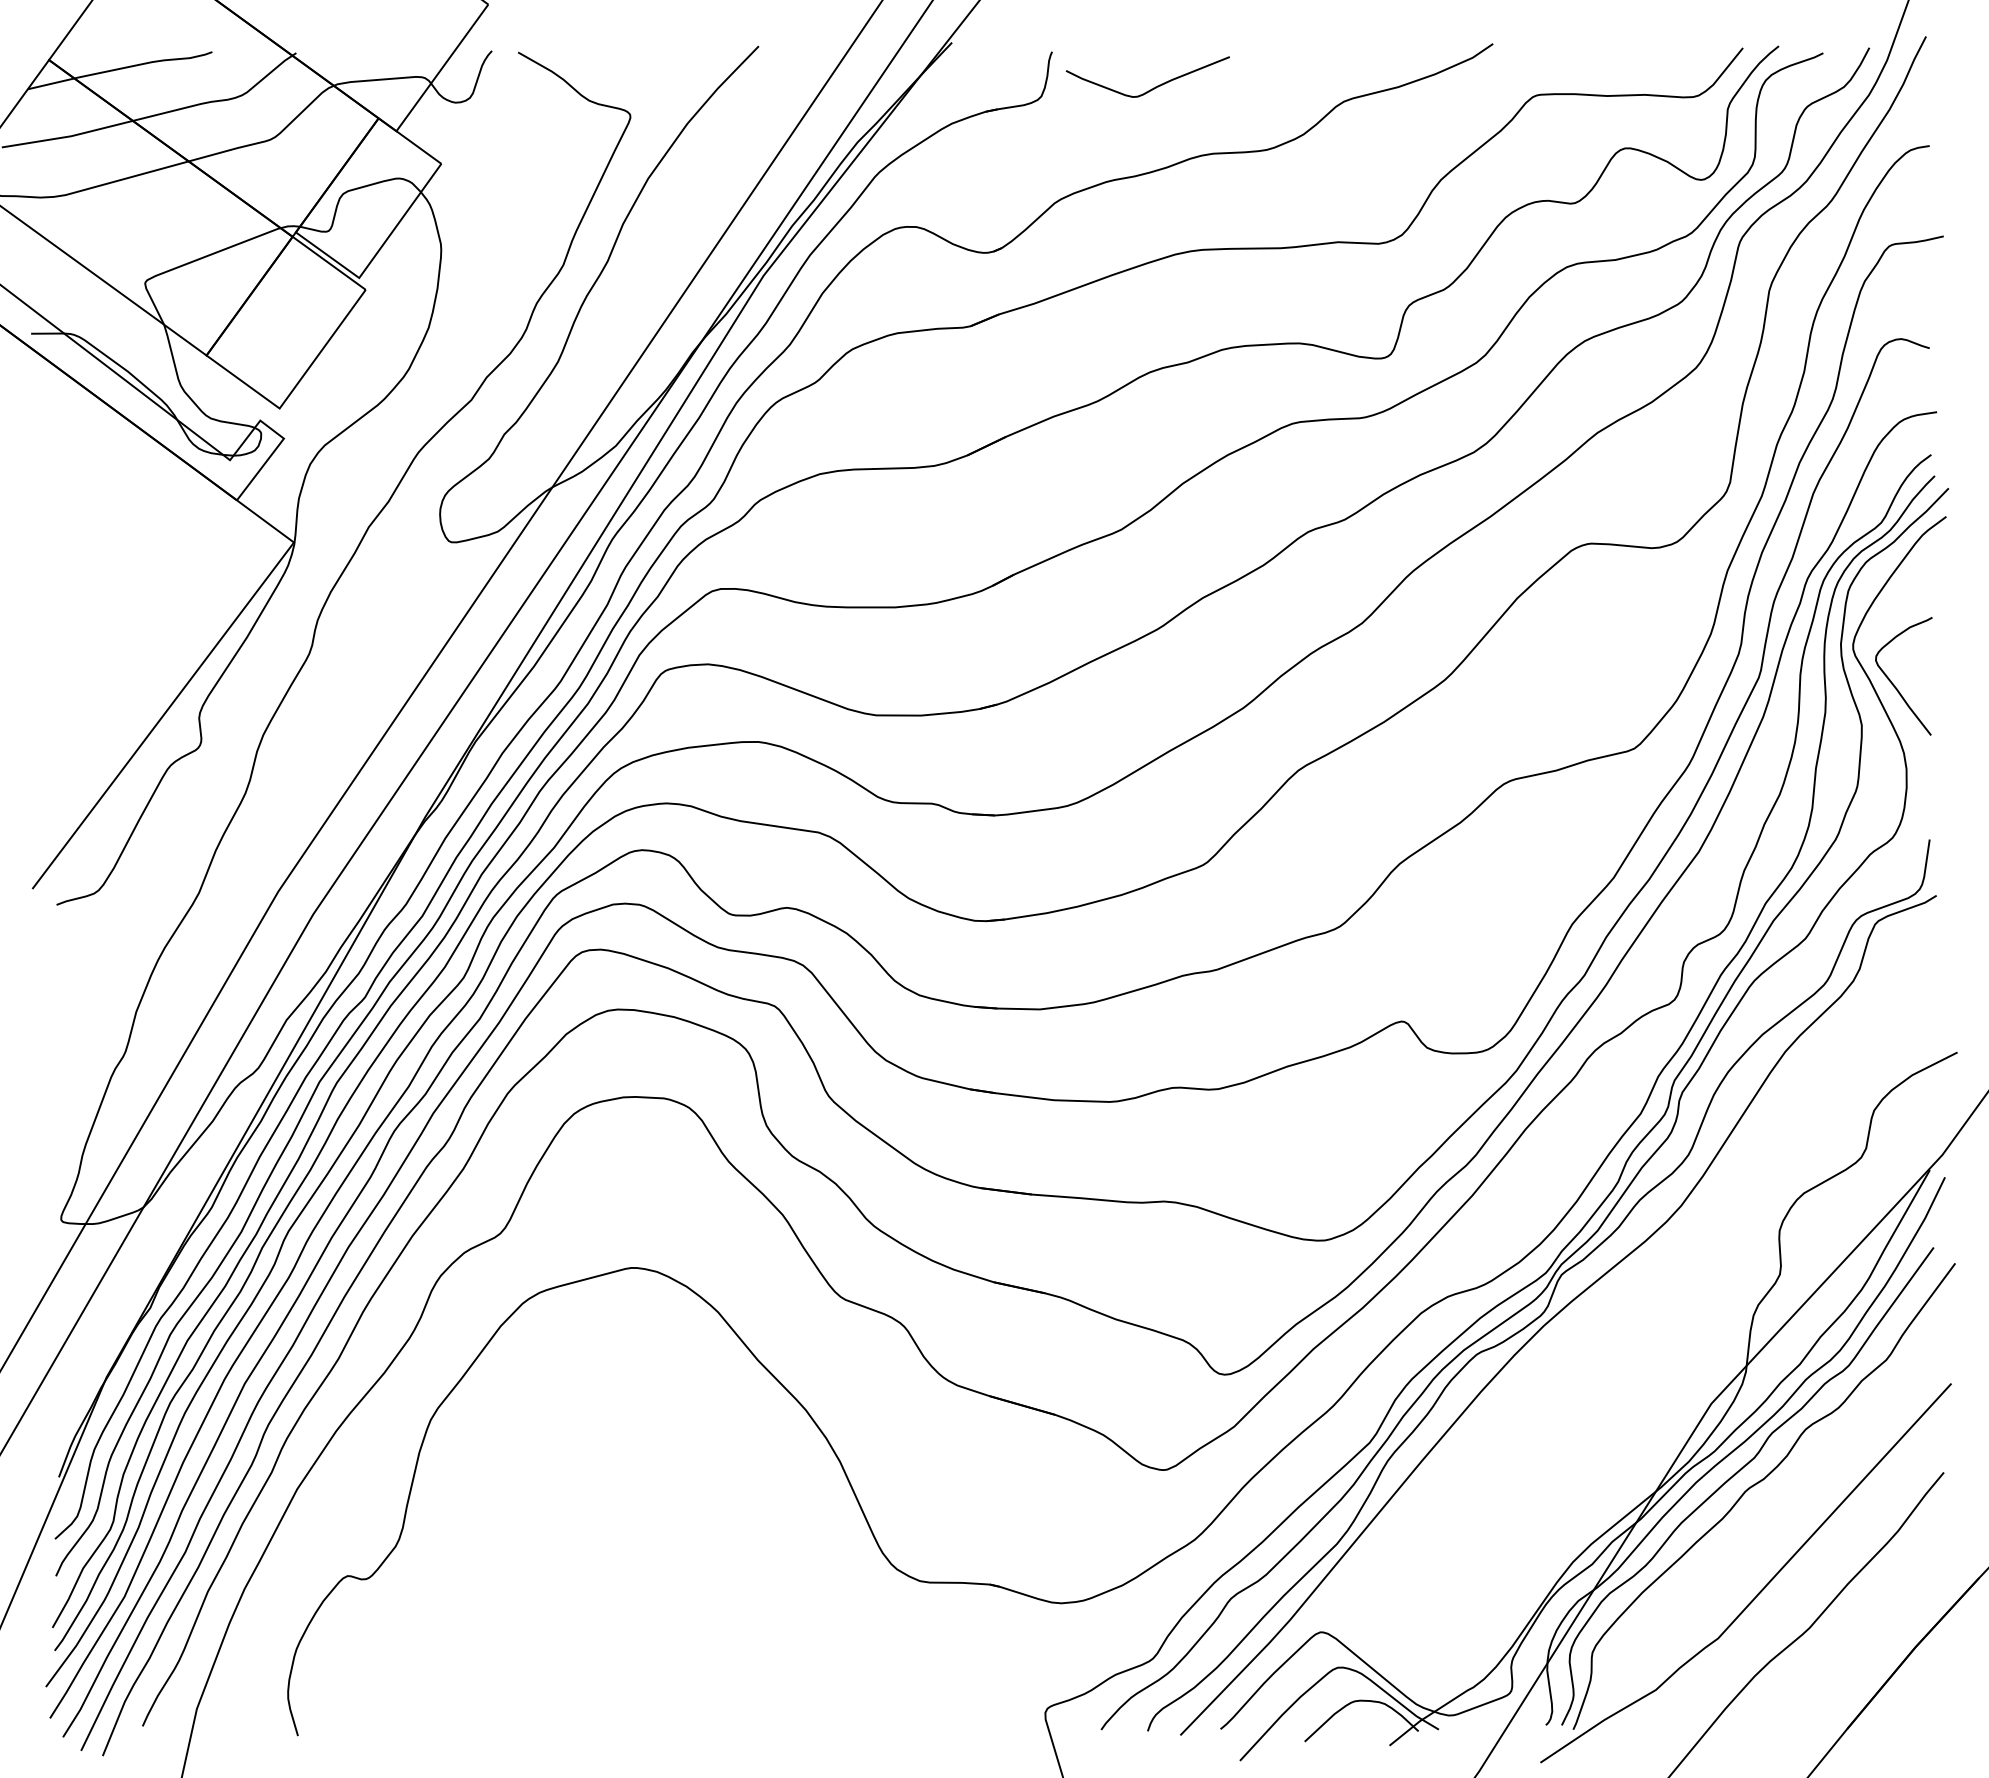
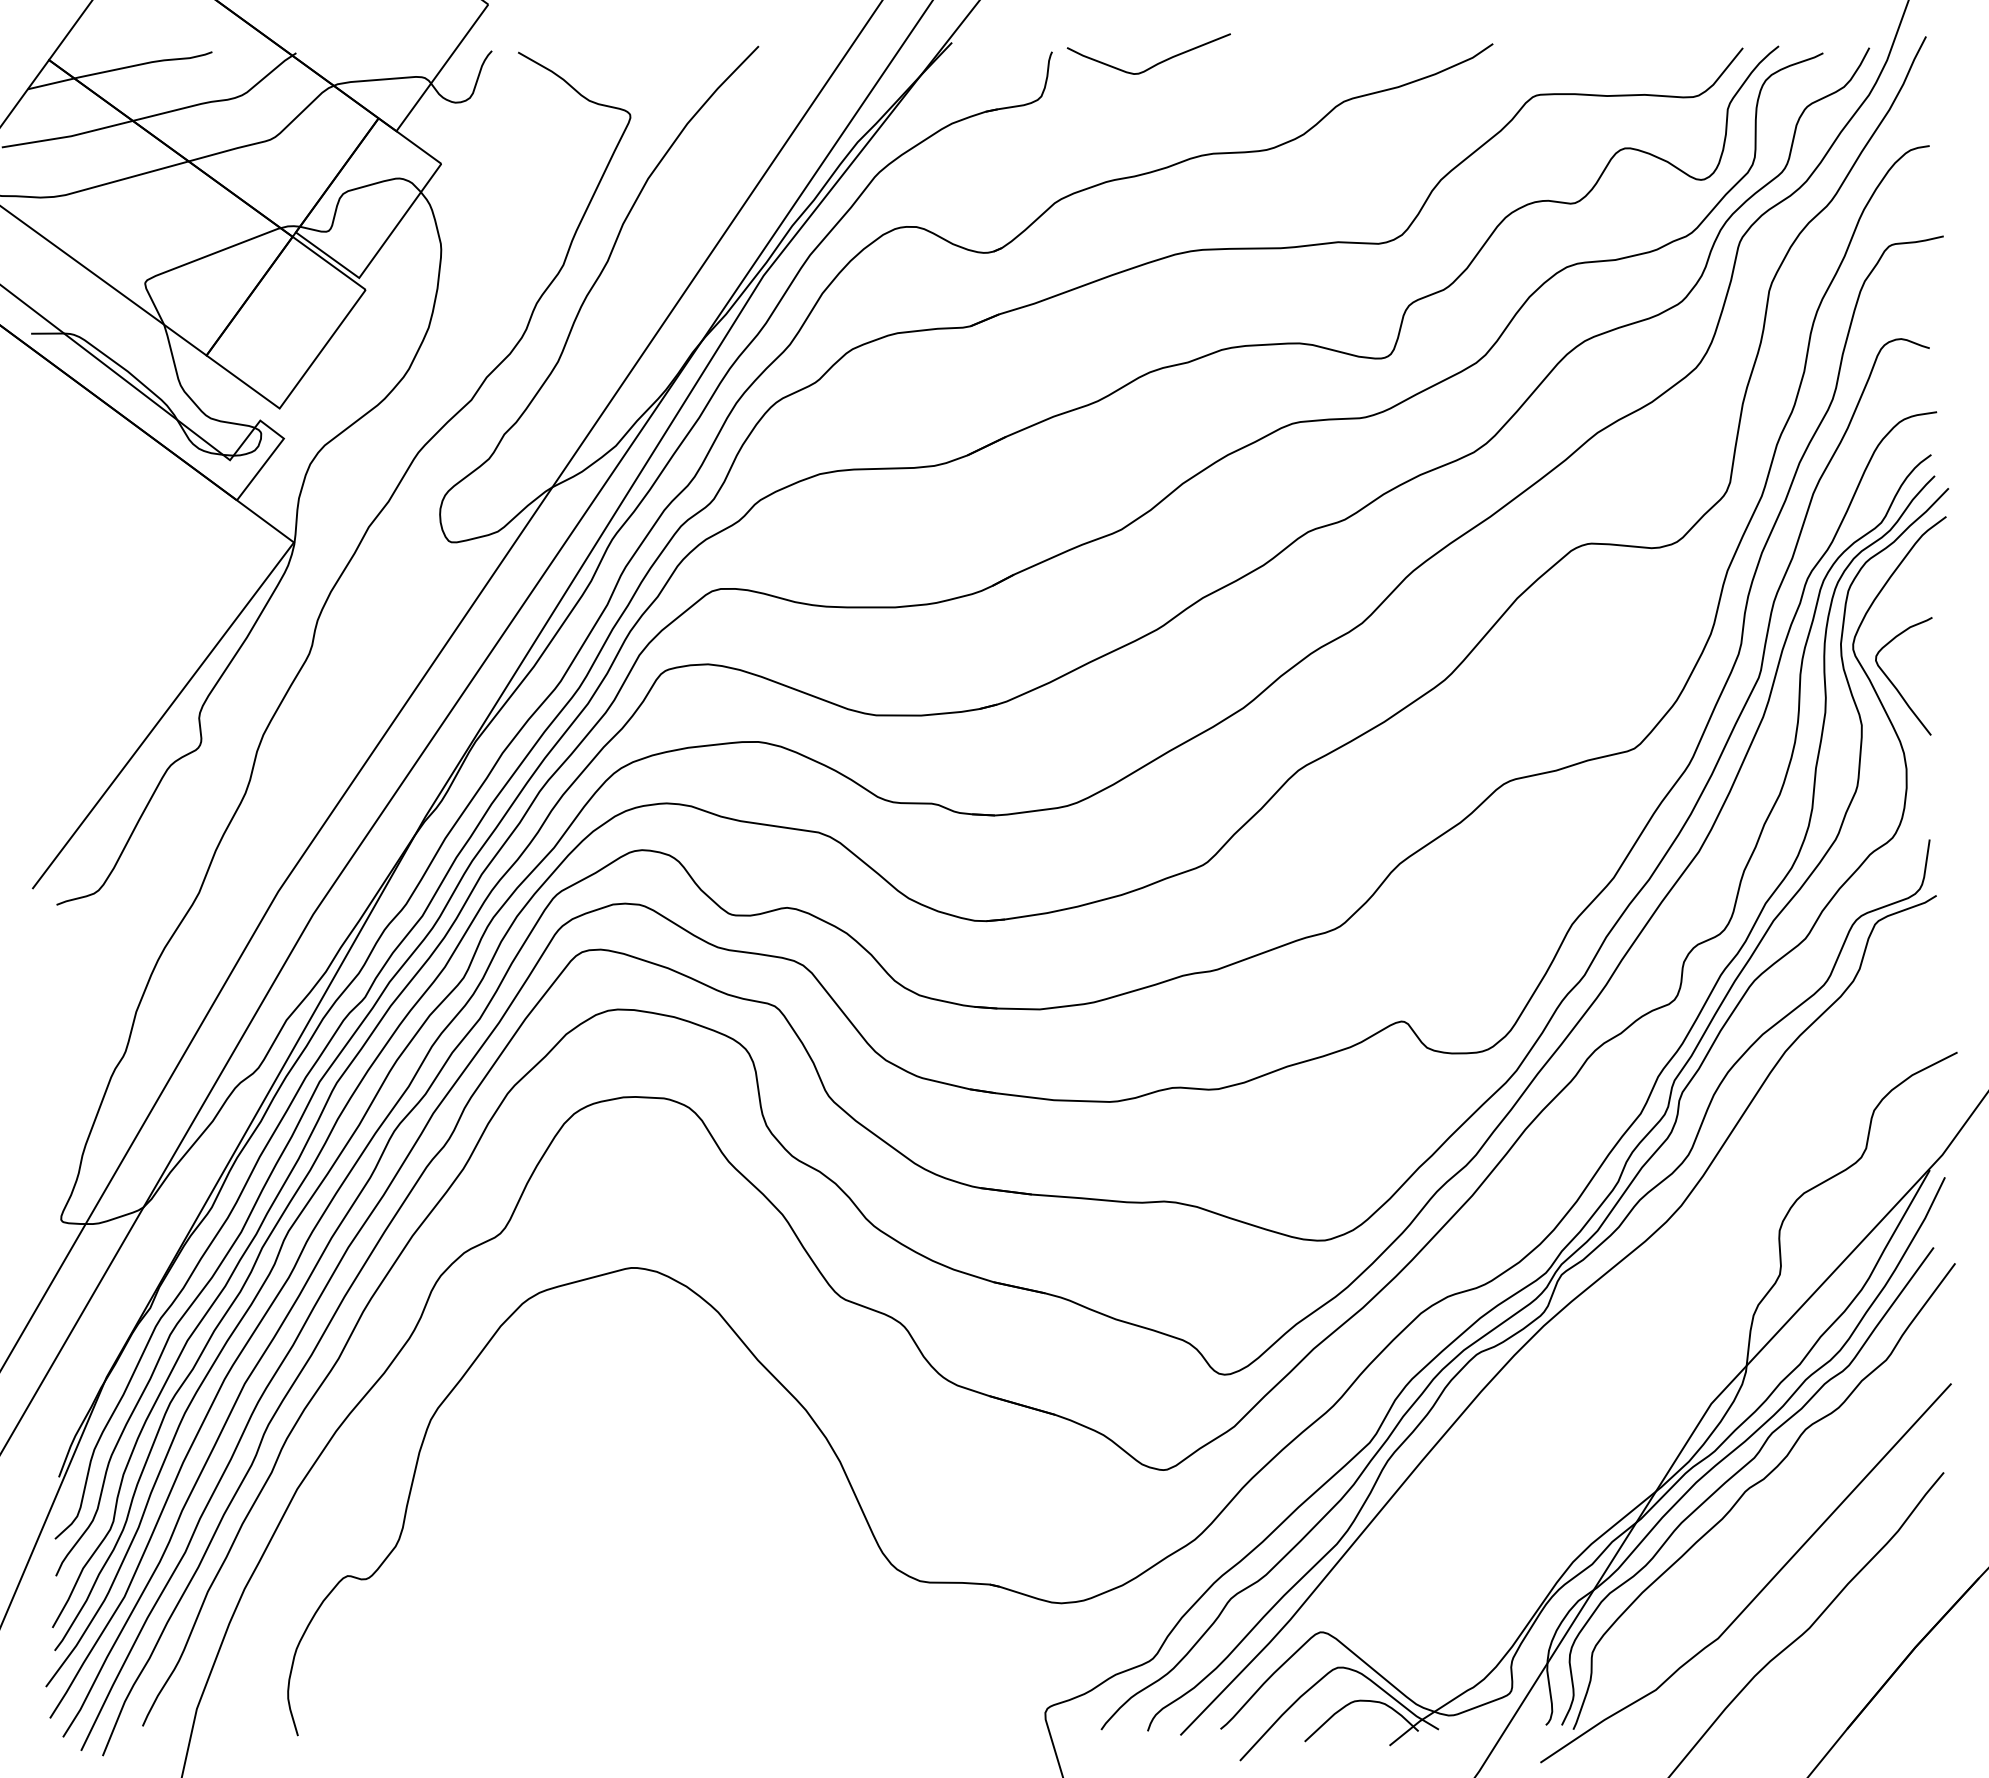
curve position: (1153, 87) -> (1154, 64) (1154, 64)
